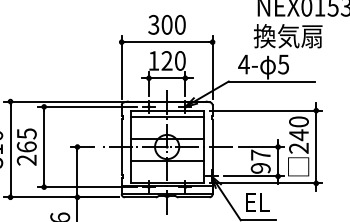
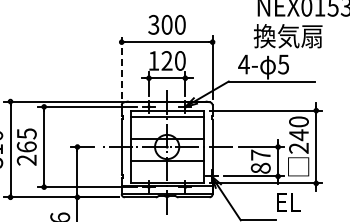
line: solid -> dashed (121, 67)
text: 97 -> 87 (260, 167)
text position: (257, 202) -> (288, 202) (288, 202)
